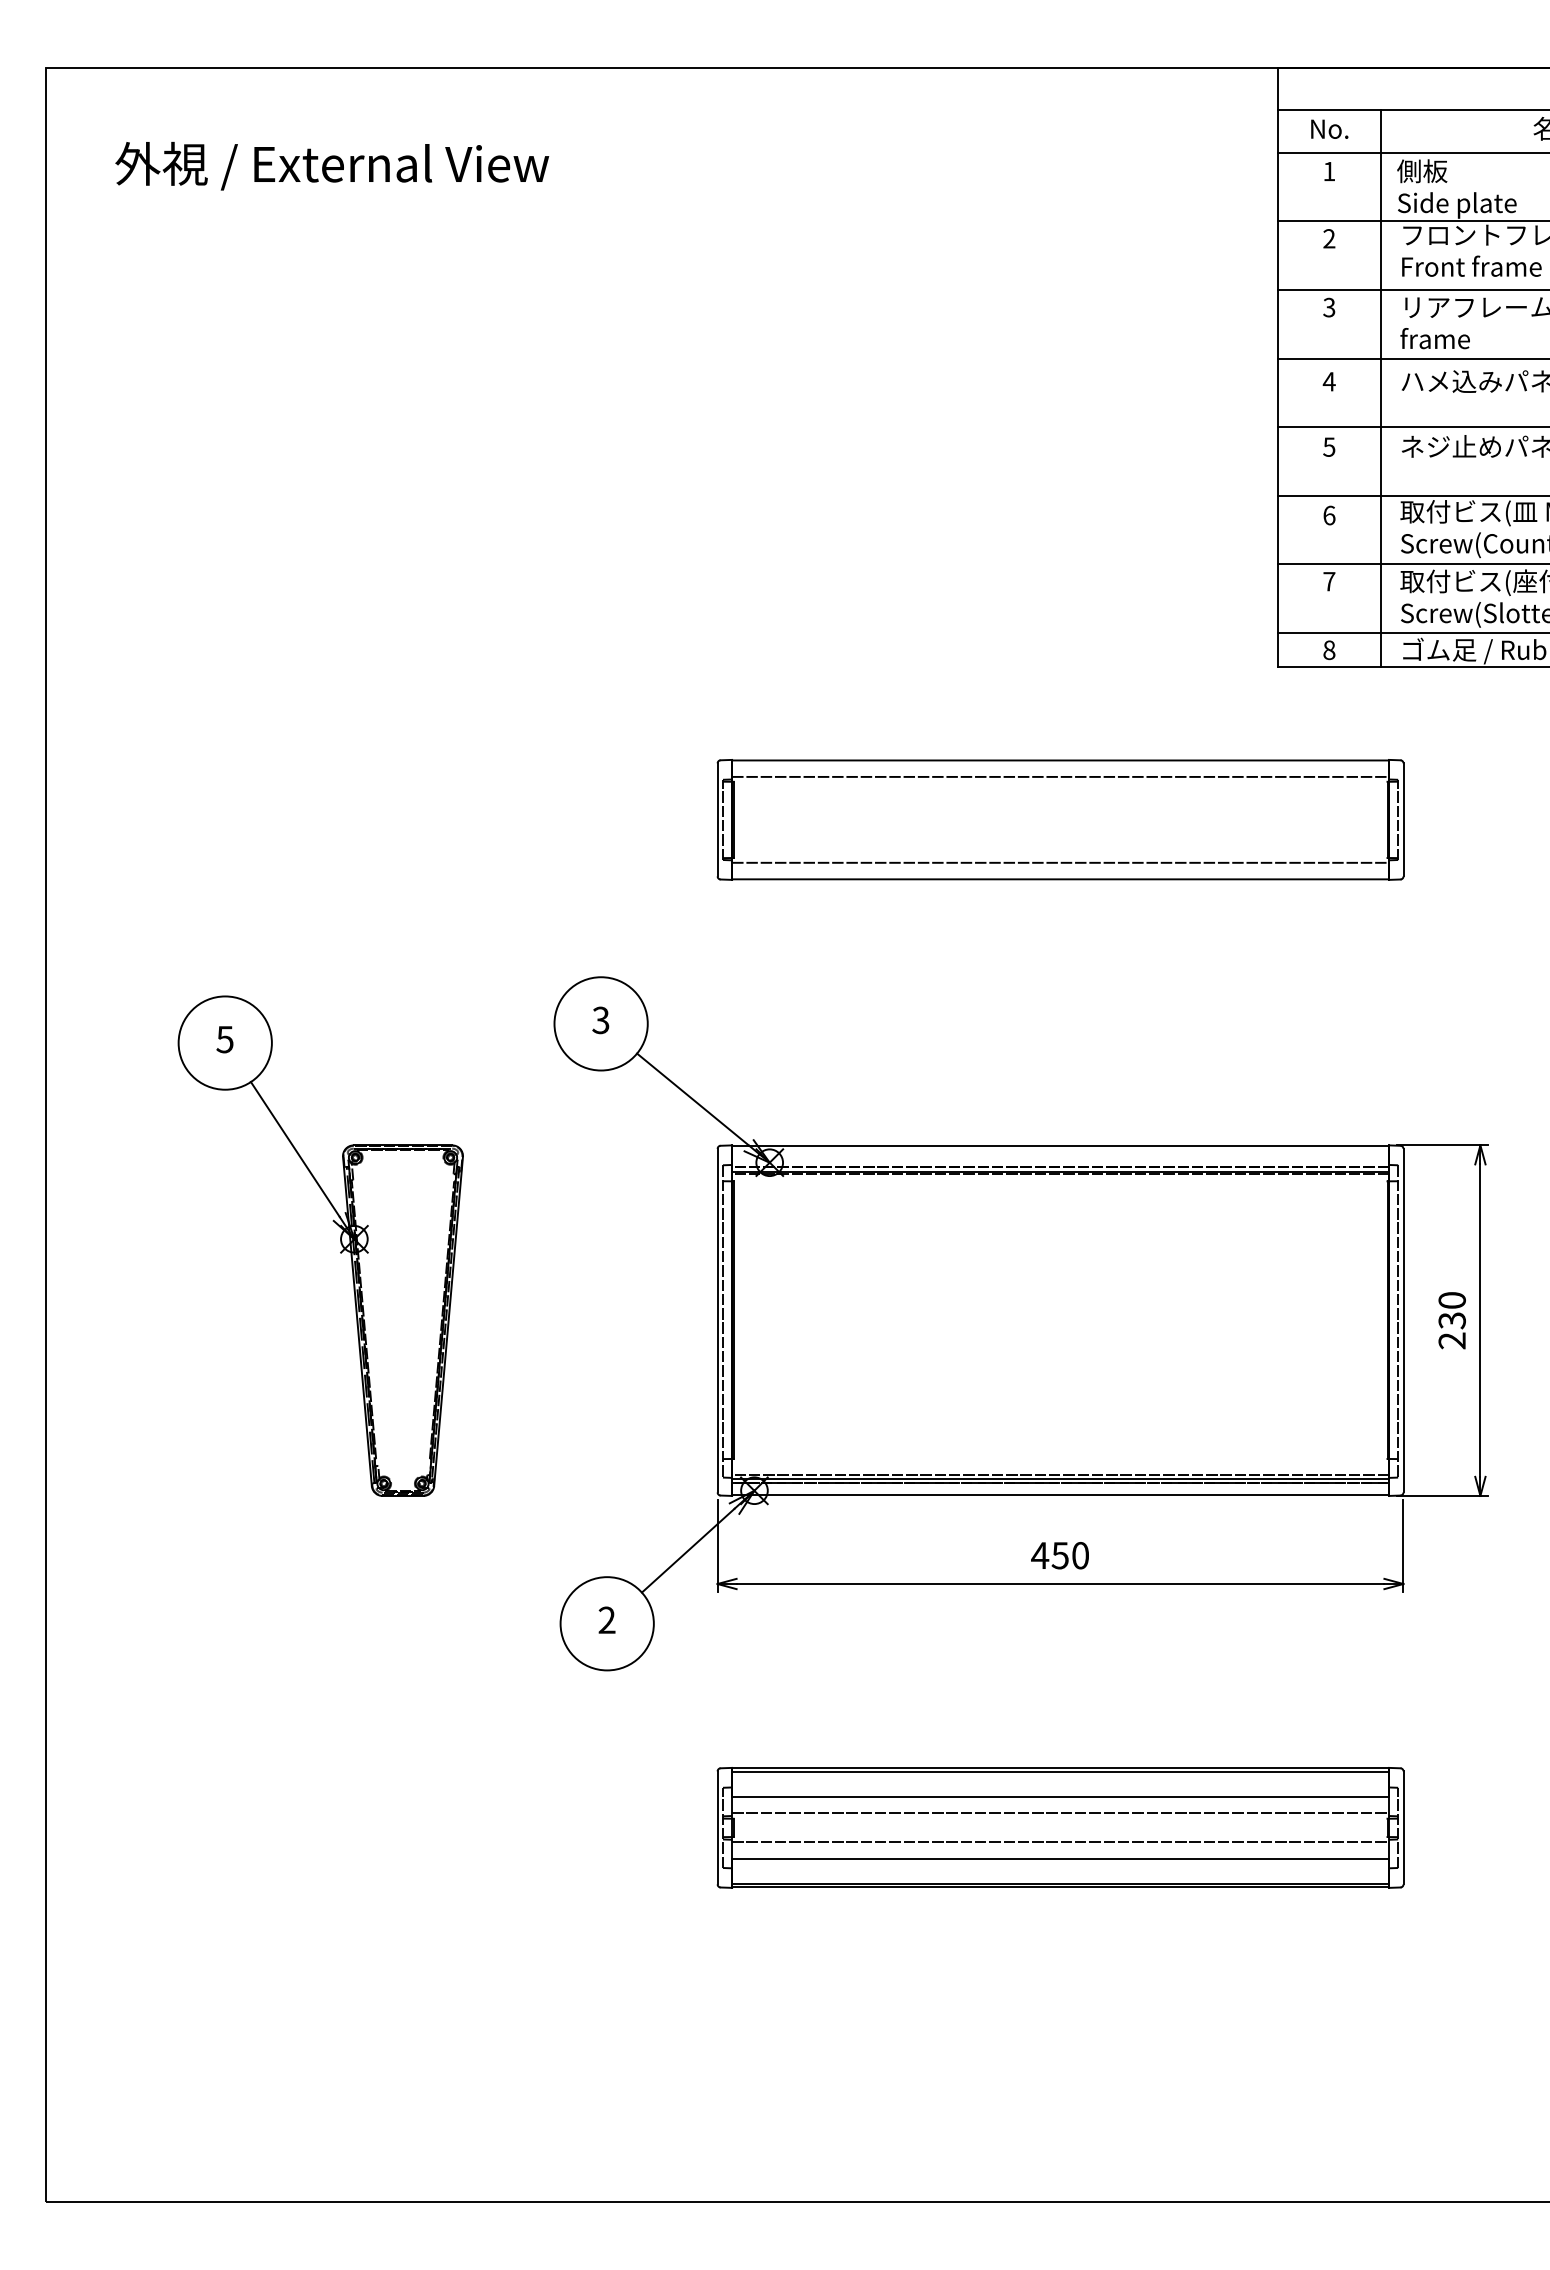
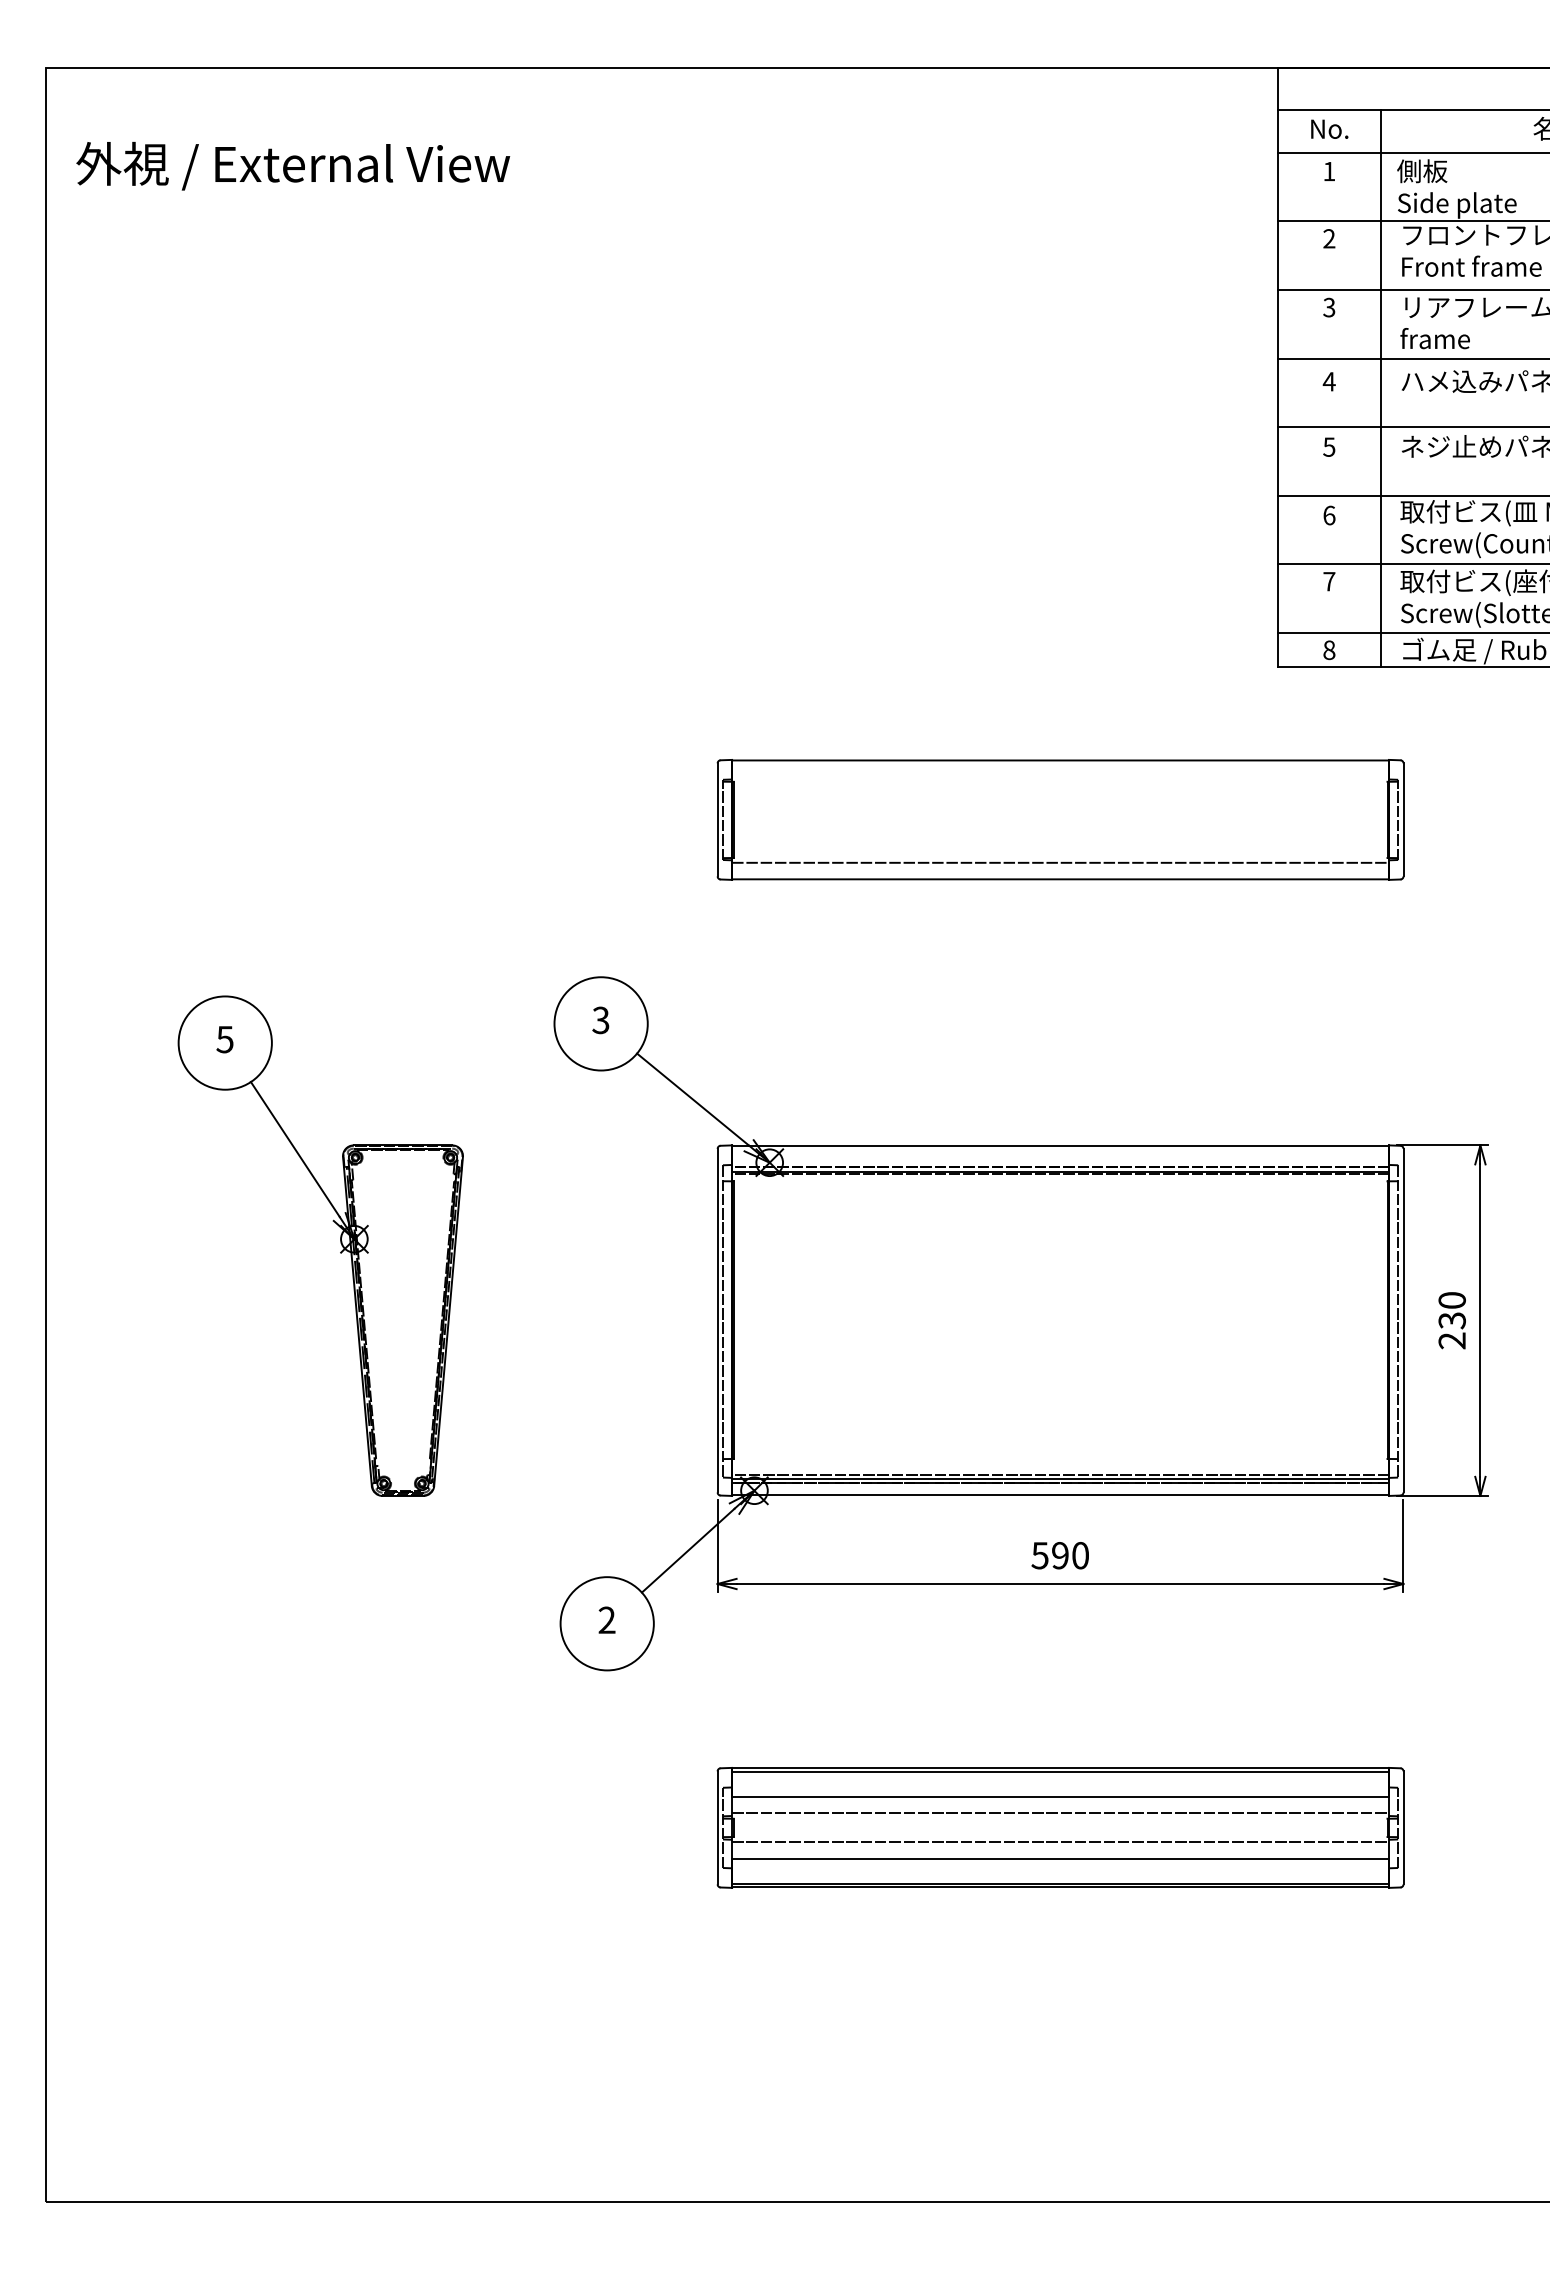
text position: (332, 166) -> (293, 166) (293, 166)
line: present -> none (1060, 776)
text: 450 -> 590 (1049, 1555)
